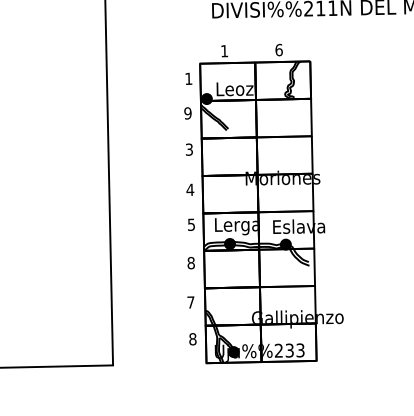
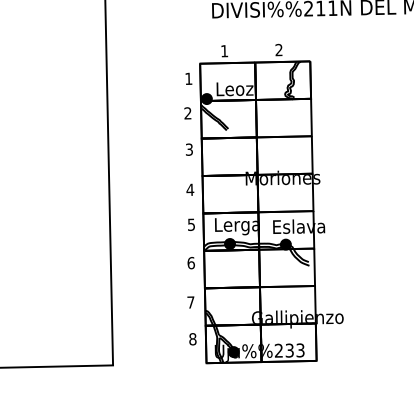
text: 6 -> 2 (278, 49)
text: 9 -> 2 (187, 113)
text: 8 -> 6 (190, 263)
